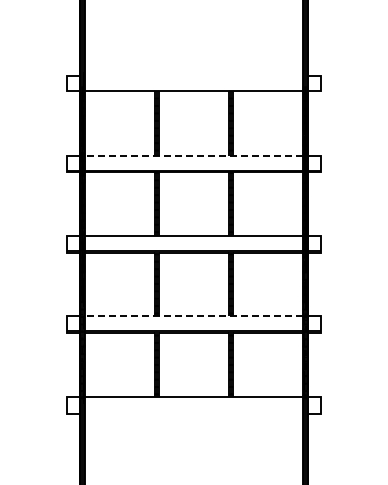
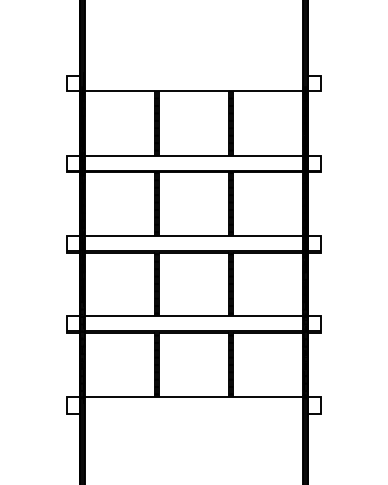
line: dashed -> solid (193, 155)
line: dashed -> solid (193, 316)
